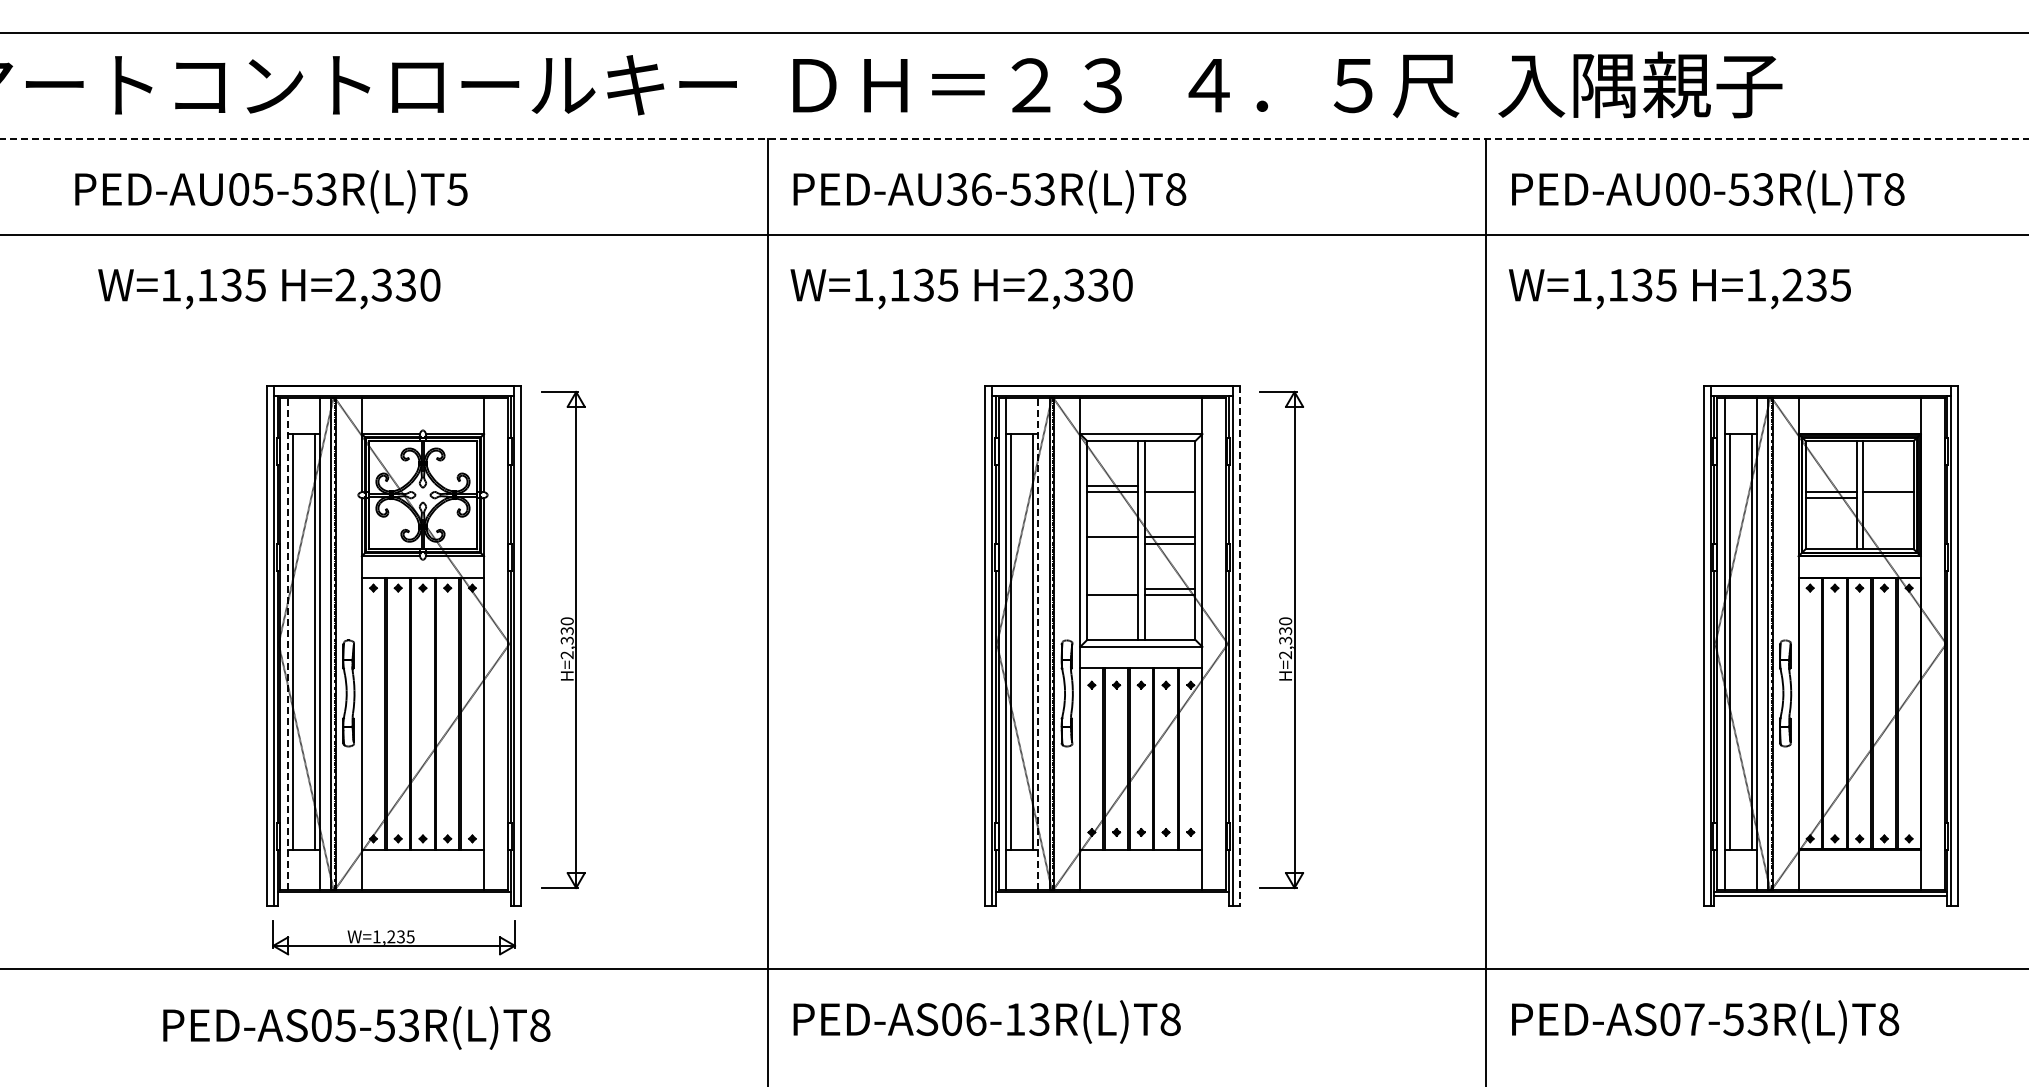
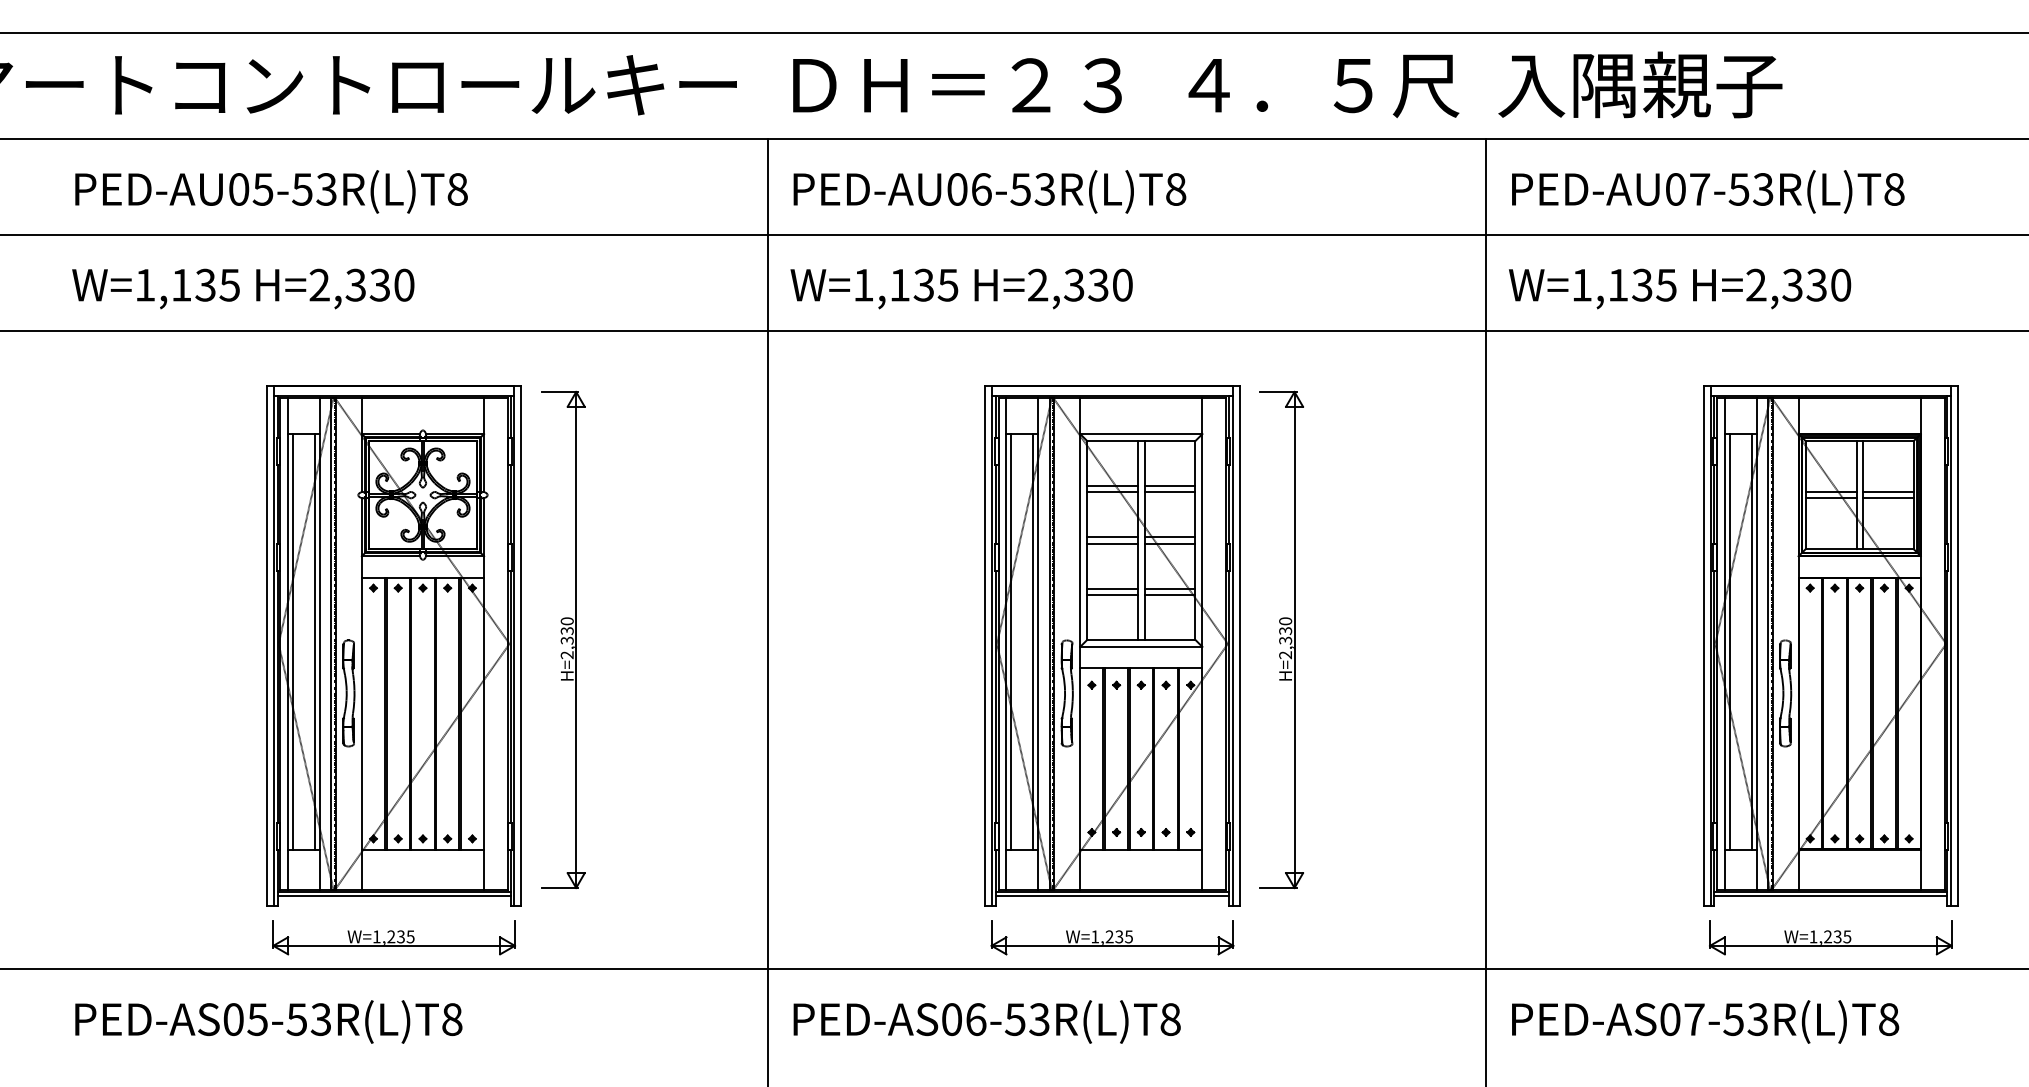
line: dashed -> solid (1014, 138)
text: PED-AU05-53R(L)T5 -> PED-AU05-53R(L)T8 (457, 189)
text: PED-AU36-53R(L)T8 -> PED-AU06-53R(L)T8 (957, 189)
text: PED-AU00-53R(L)T8 -> PED-AU07-53R(L)T8 (1700, 189)
text: H=1,235 -> H=2,330 (1798, 284)
text position: (269, 288) -> (243, 288) (243, 288)
line: none -> present (1013, 330)
line: none -> present (1169, 486)
line: none -> present (1887, 498)
line: none -> present (1112, 543)
line: none -> present (1112, 588)
line: dashed -> solid (288, 643)
line: dashed -> solid (1038, 643)
line: dashed -> solid (1239, 646)
line: none -> present (393, 895)
line: none -> present (1112, 895)
part: none -> present (1112, 937)
part: none -> present (1830, 937)
text: PED-AS06-13R(L)T8 -> PED-AS06-53R(L)T8 (1015, 1019)
text position: (356, 1027) -> (268, 1021) (268, 1021)
